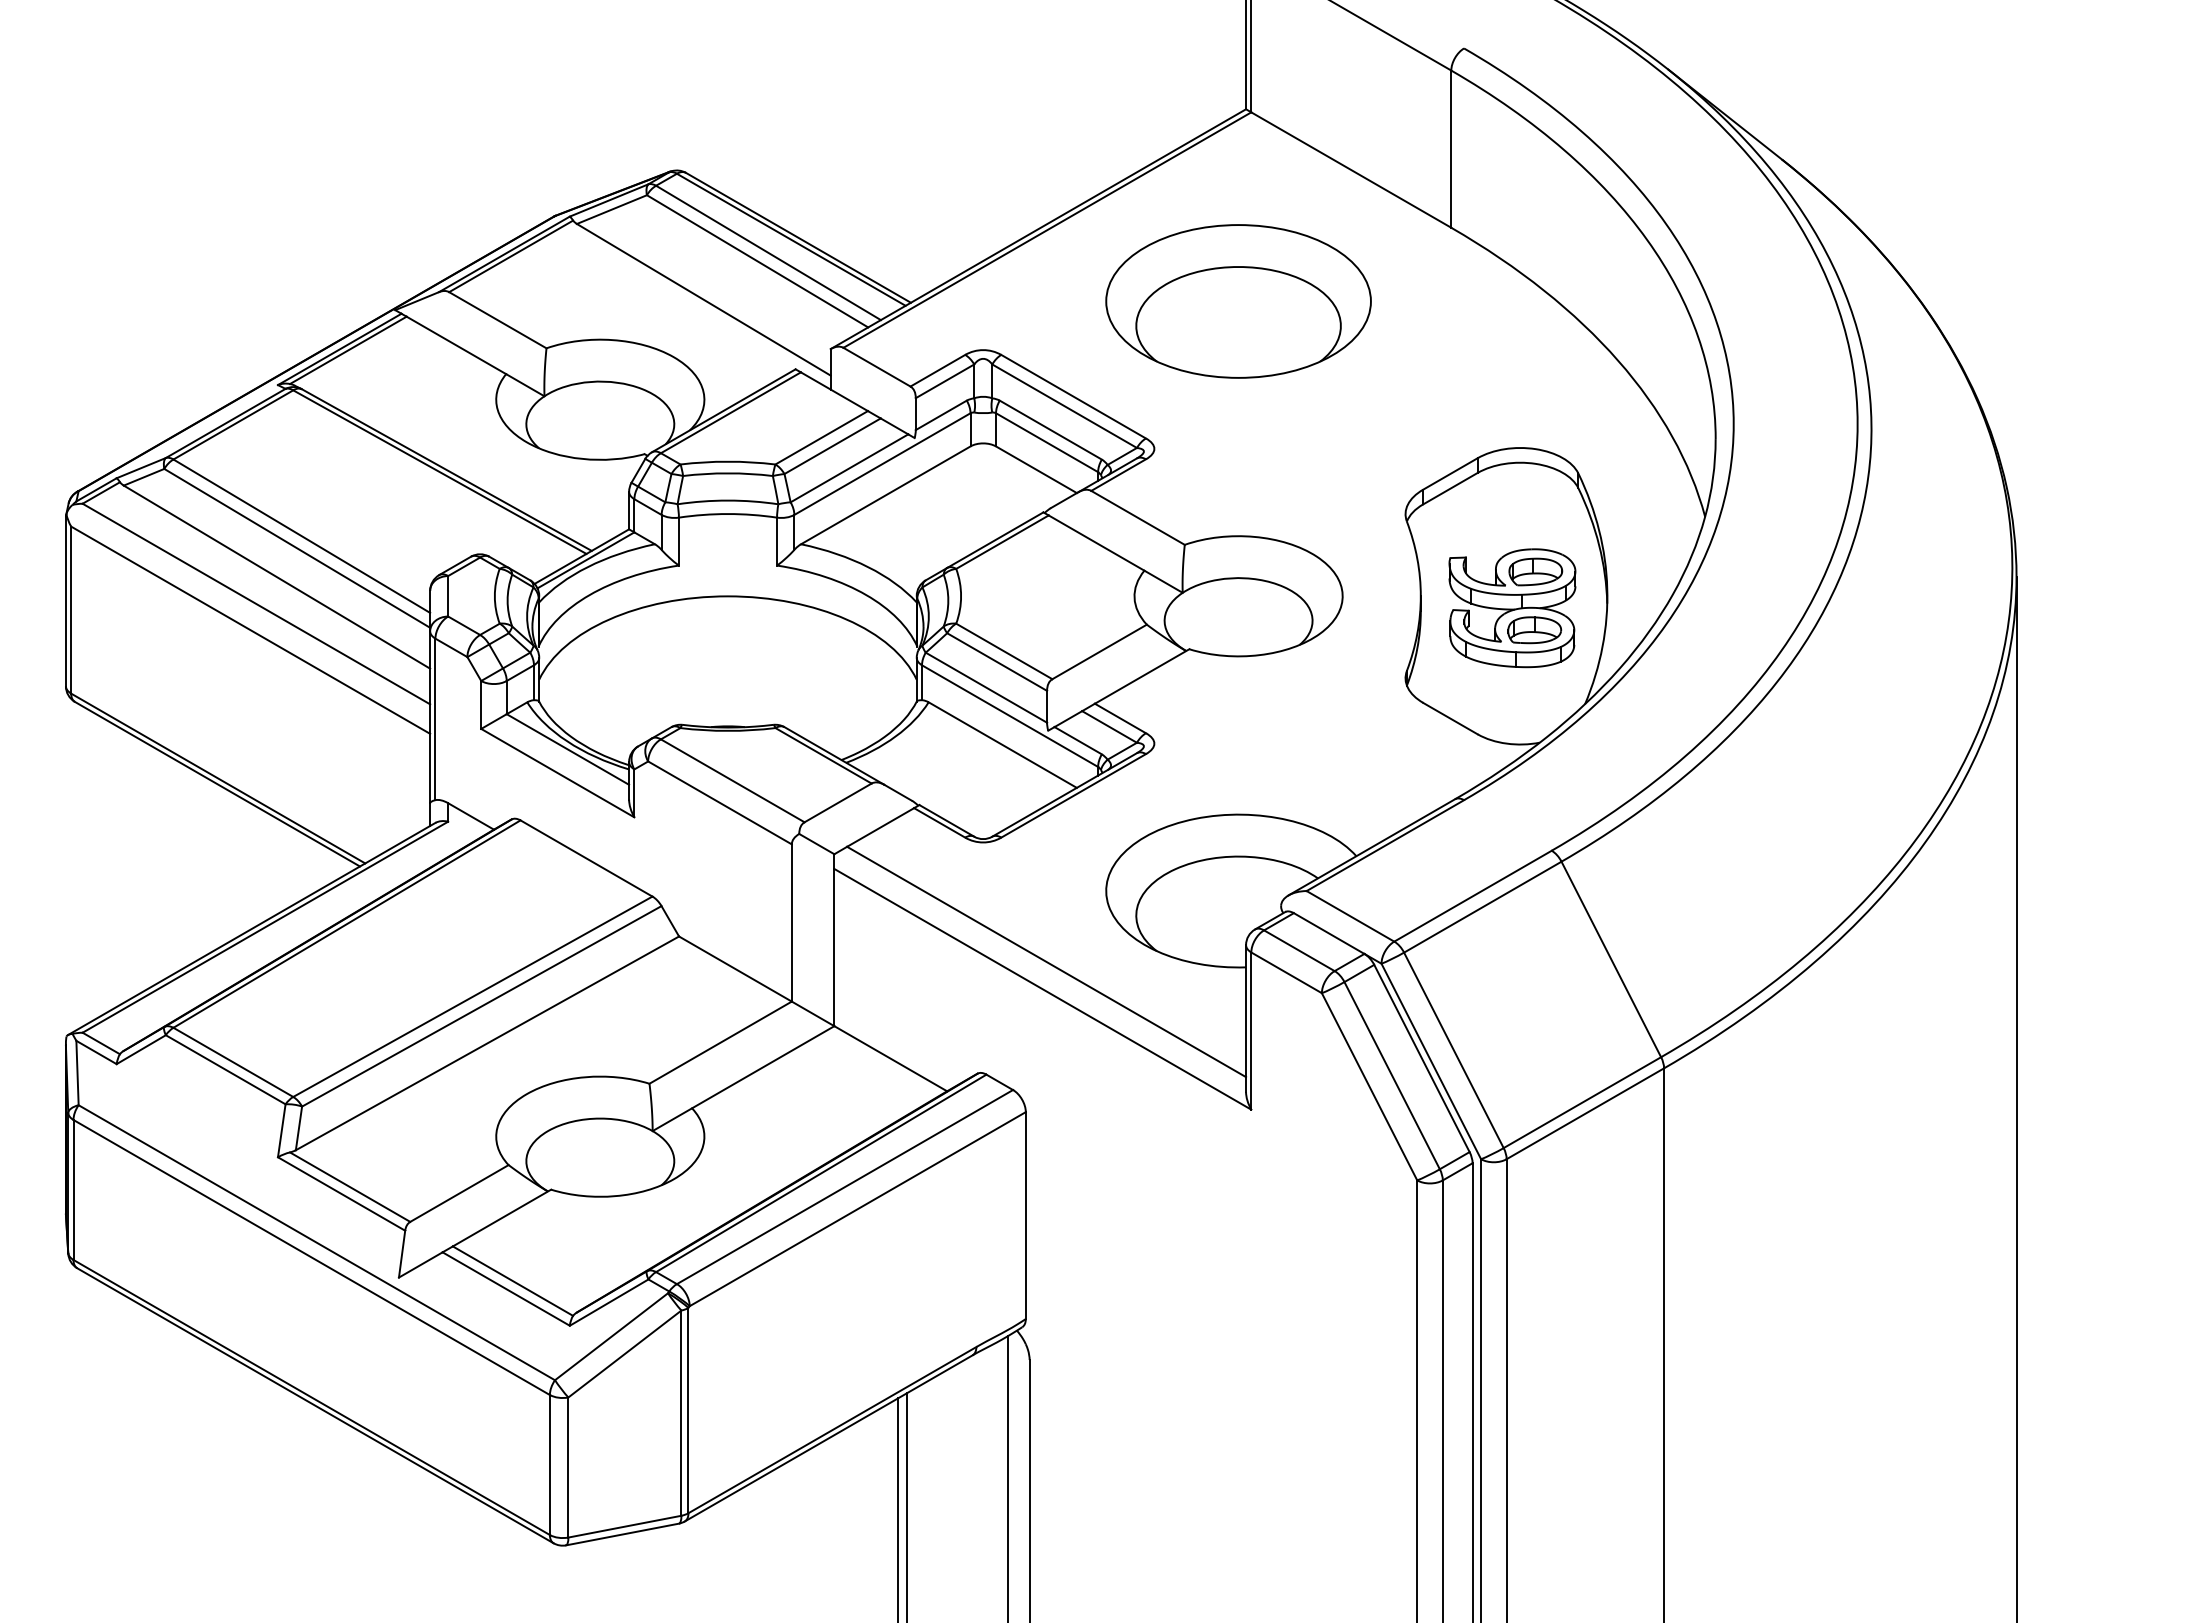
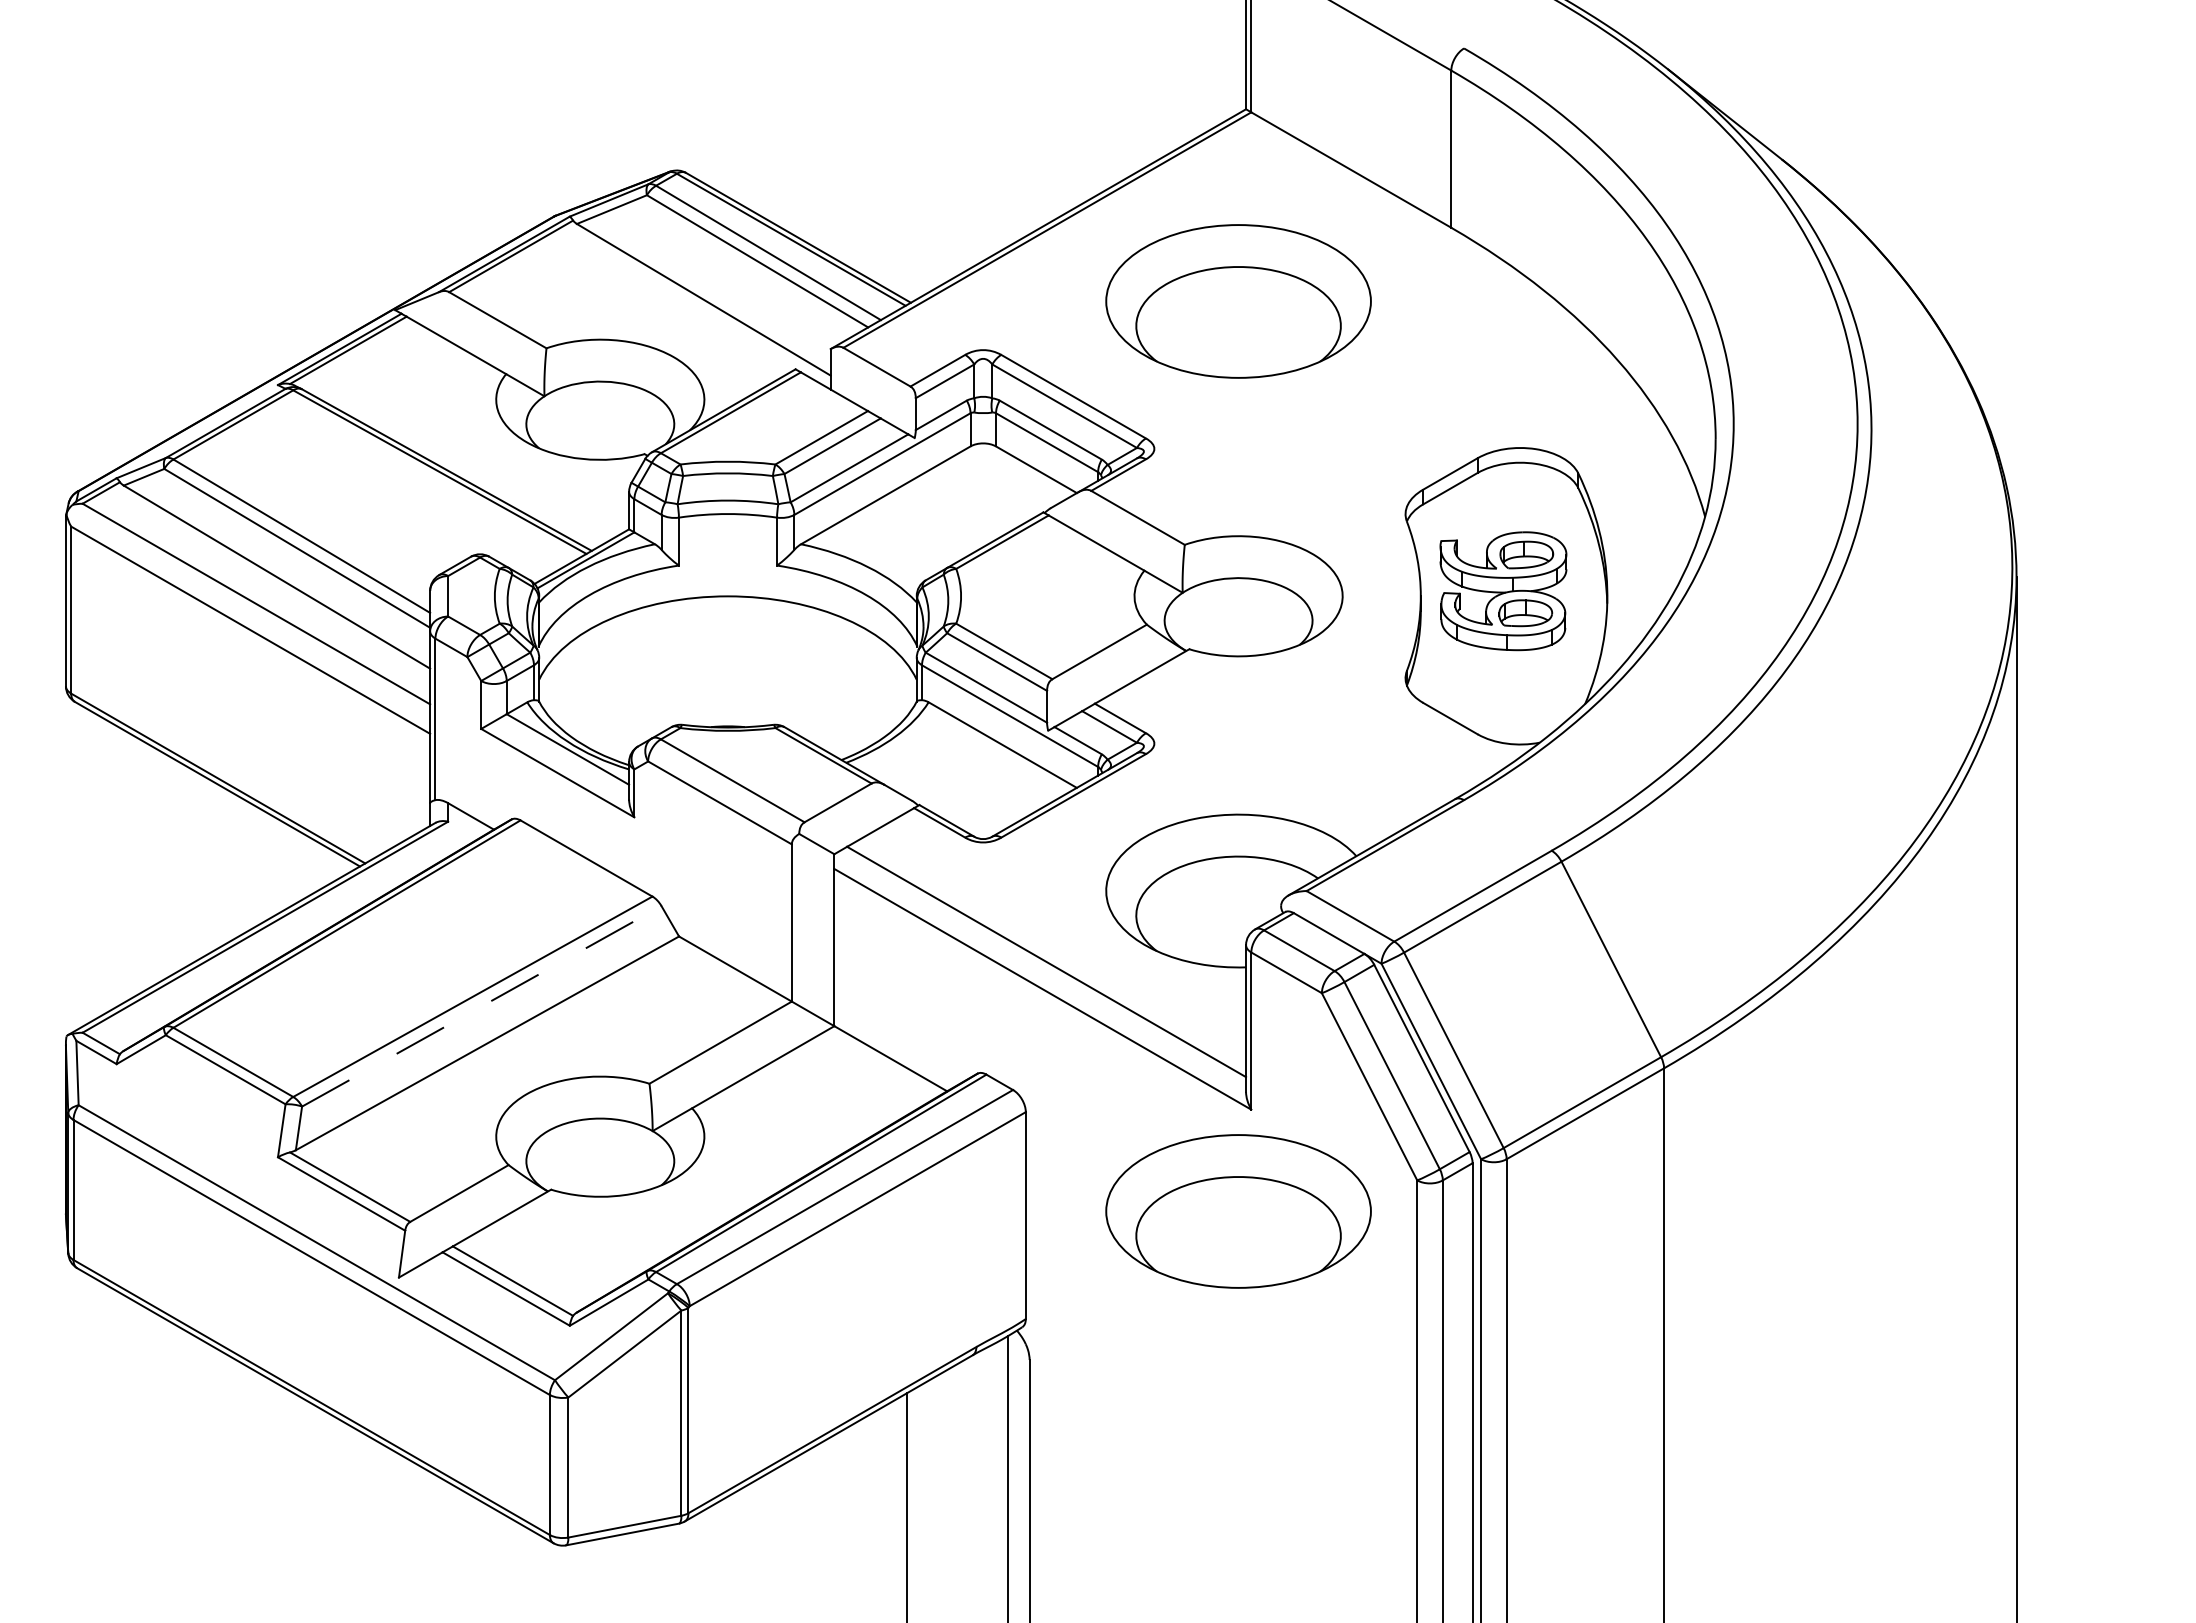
part position: (1512, 608) -> (1503, 591) (1503, 591)
line: solid -> dashed (481, 1006)
part: none -> present (1238, 1211)
line: present -> none (898, 1508)
